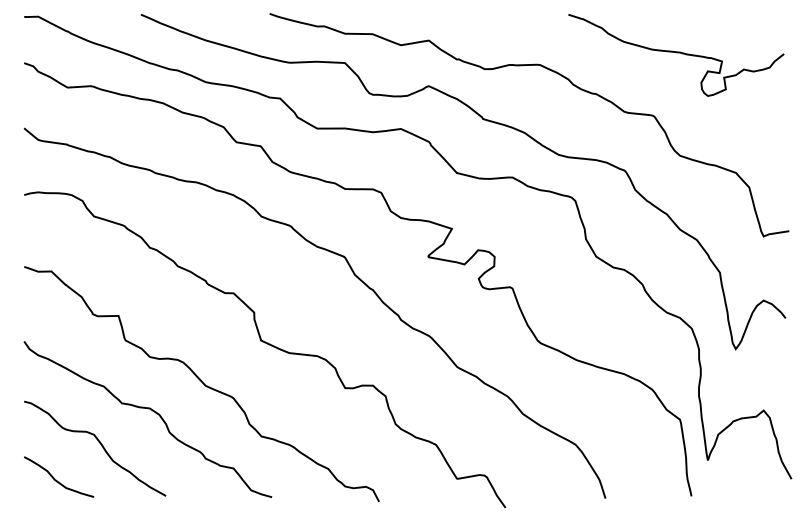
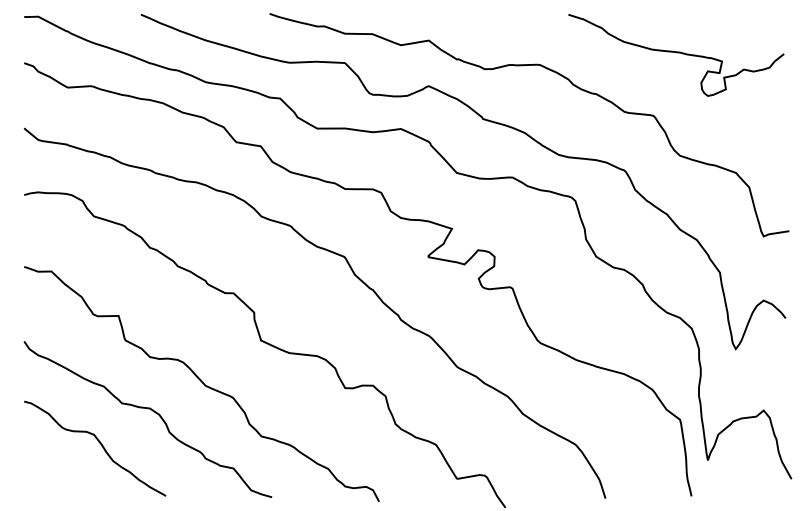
curve: present -> none (56, 479)
